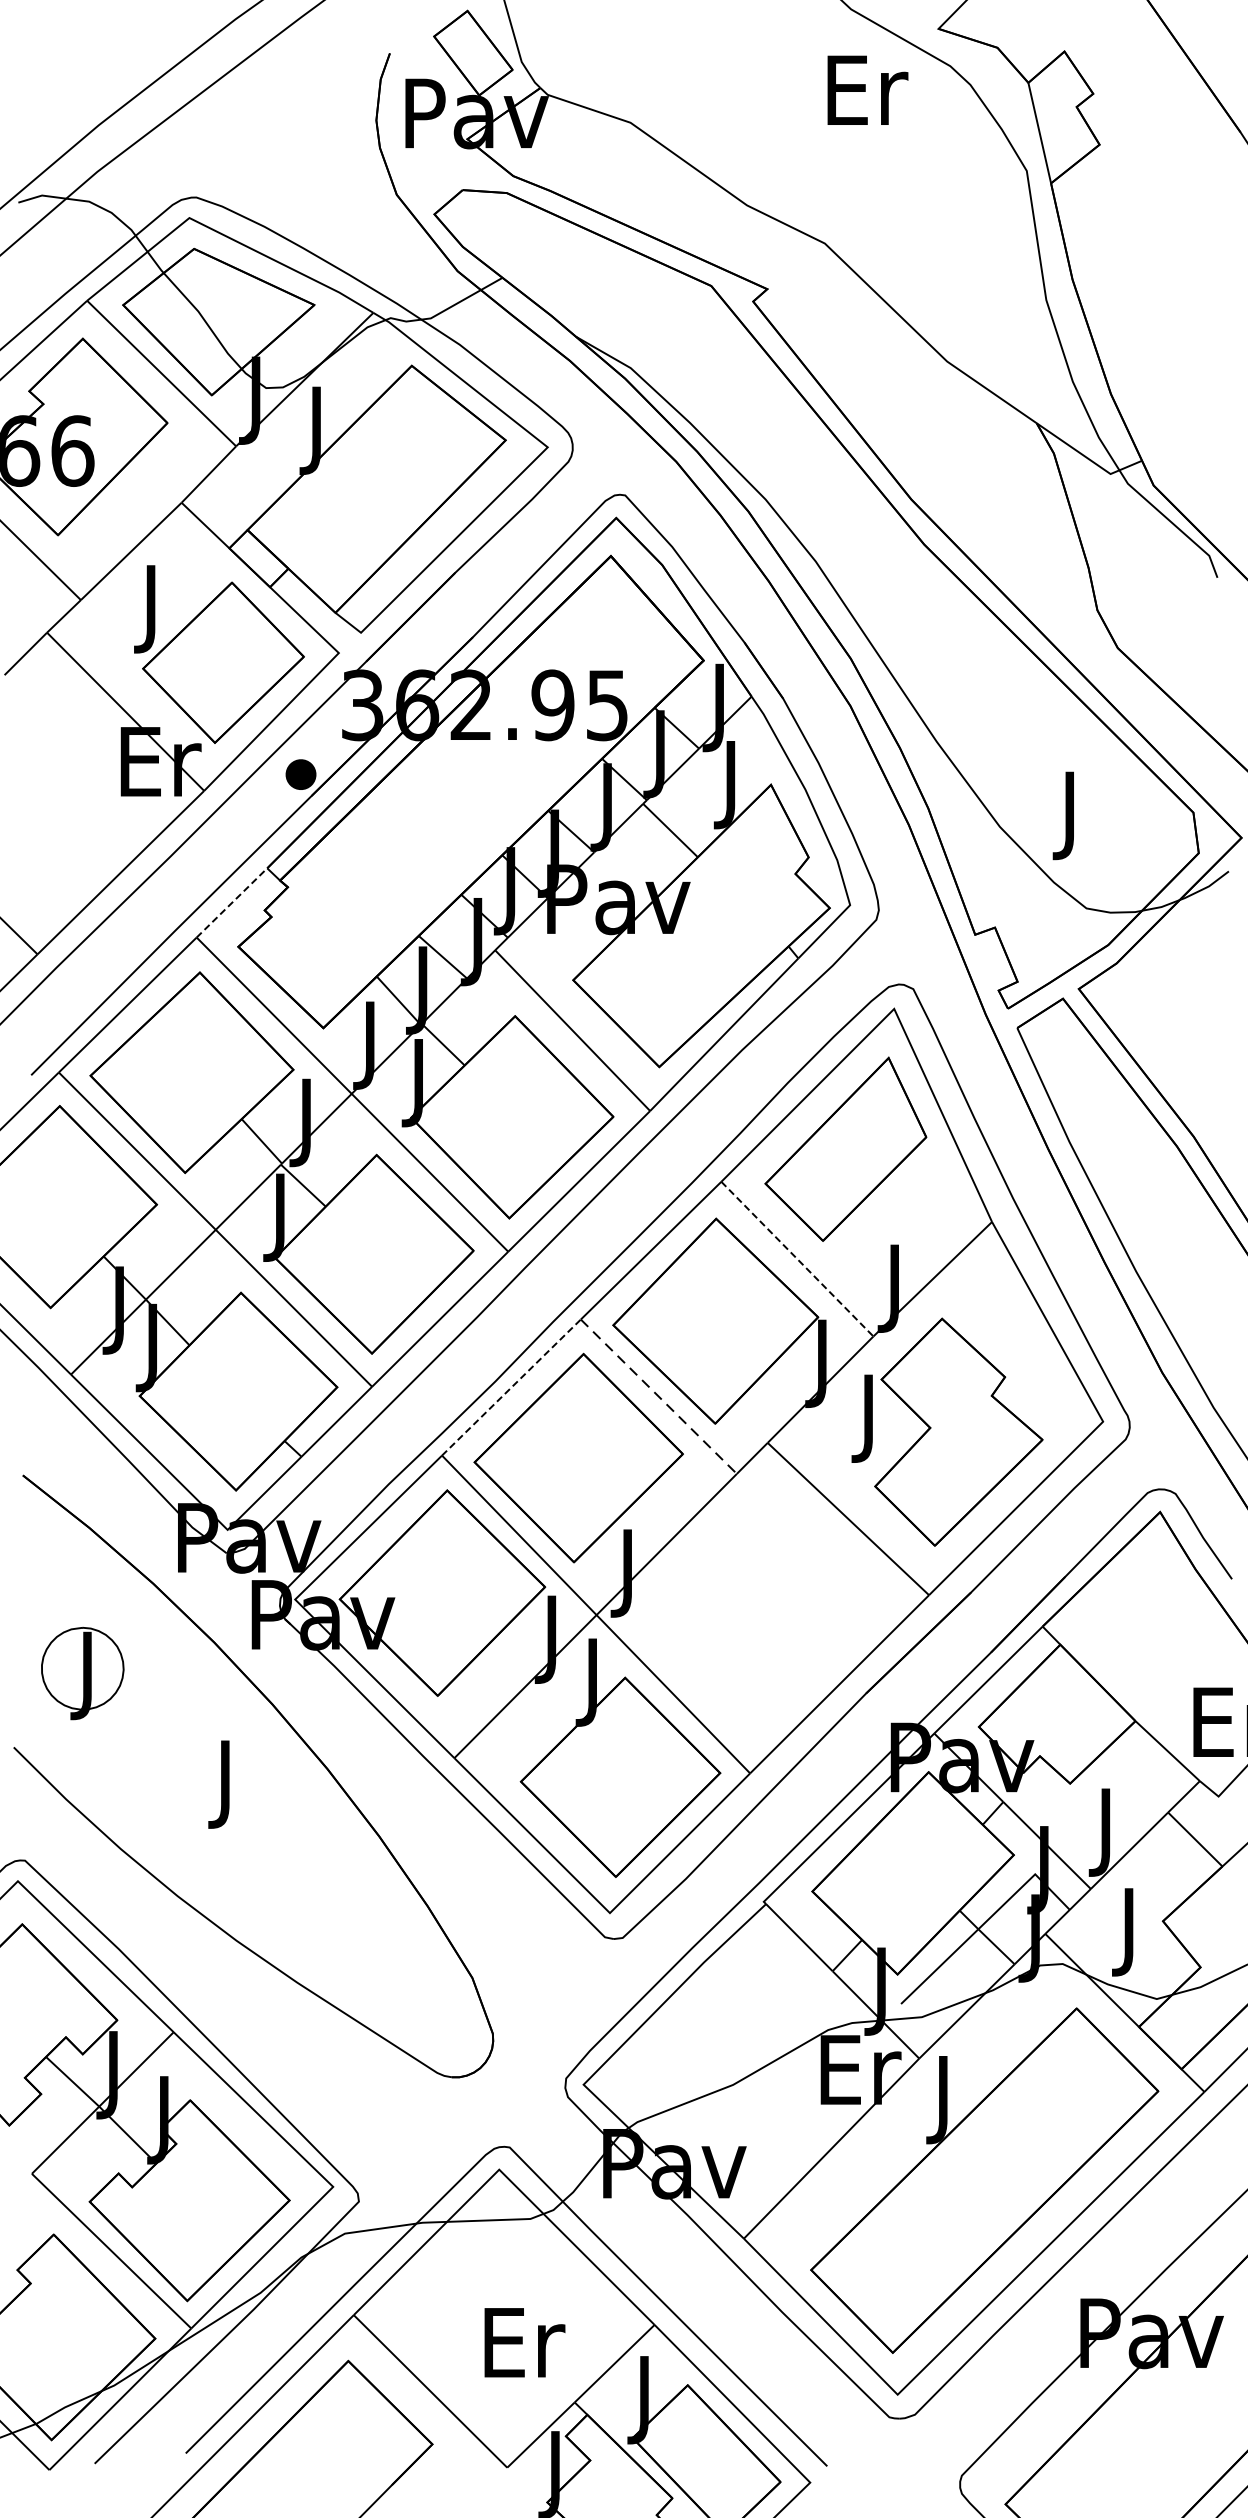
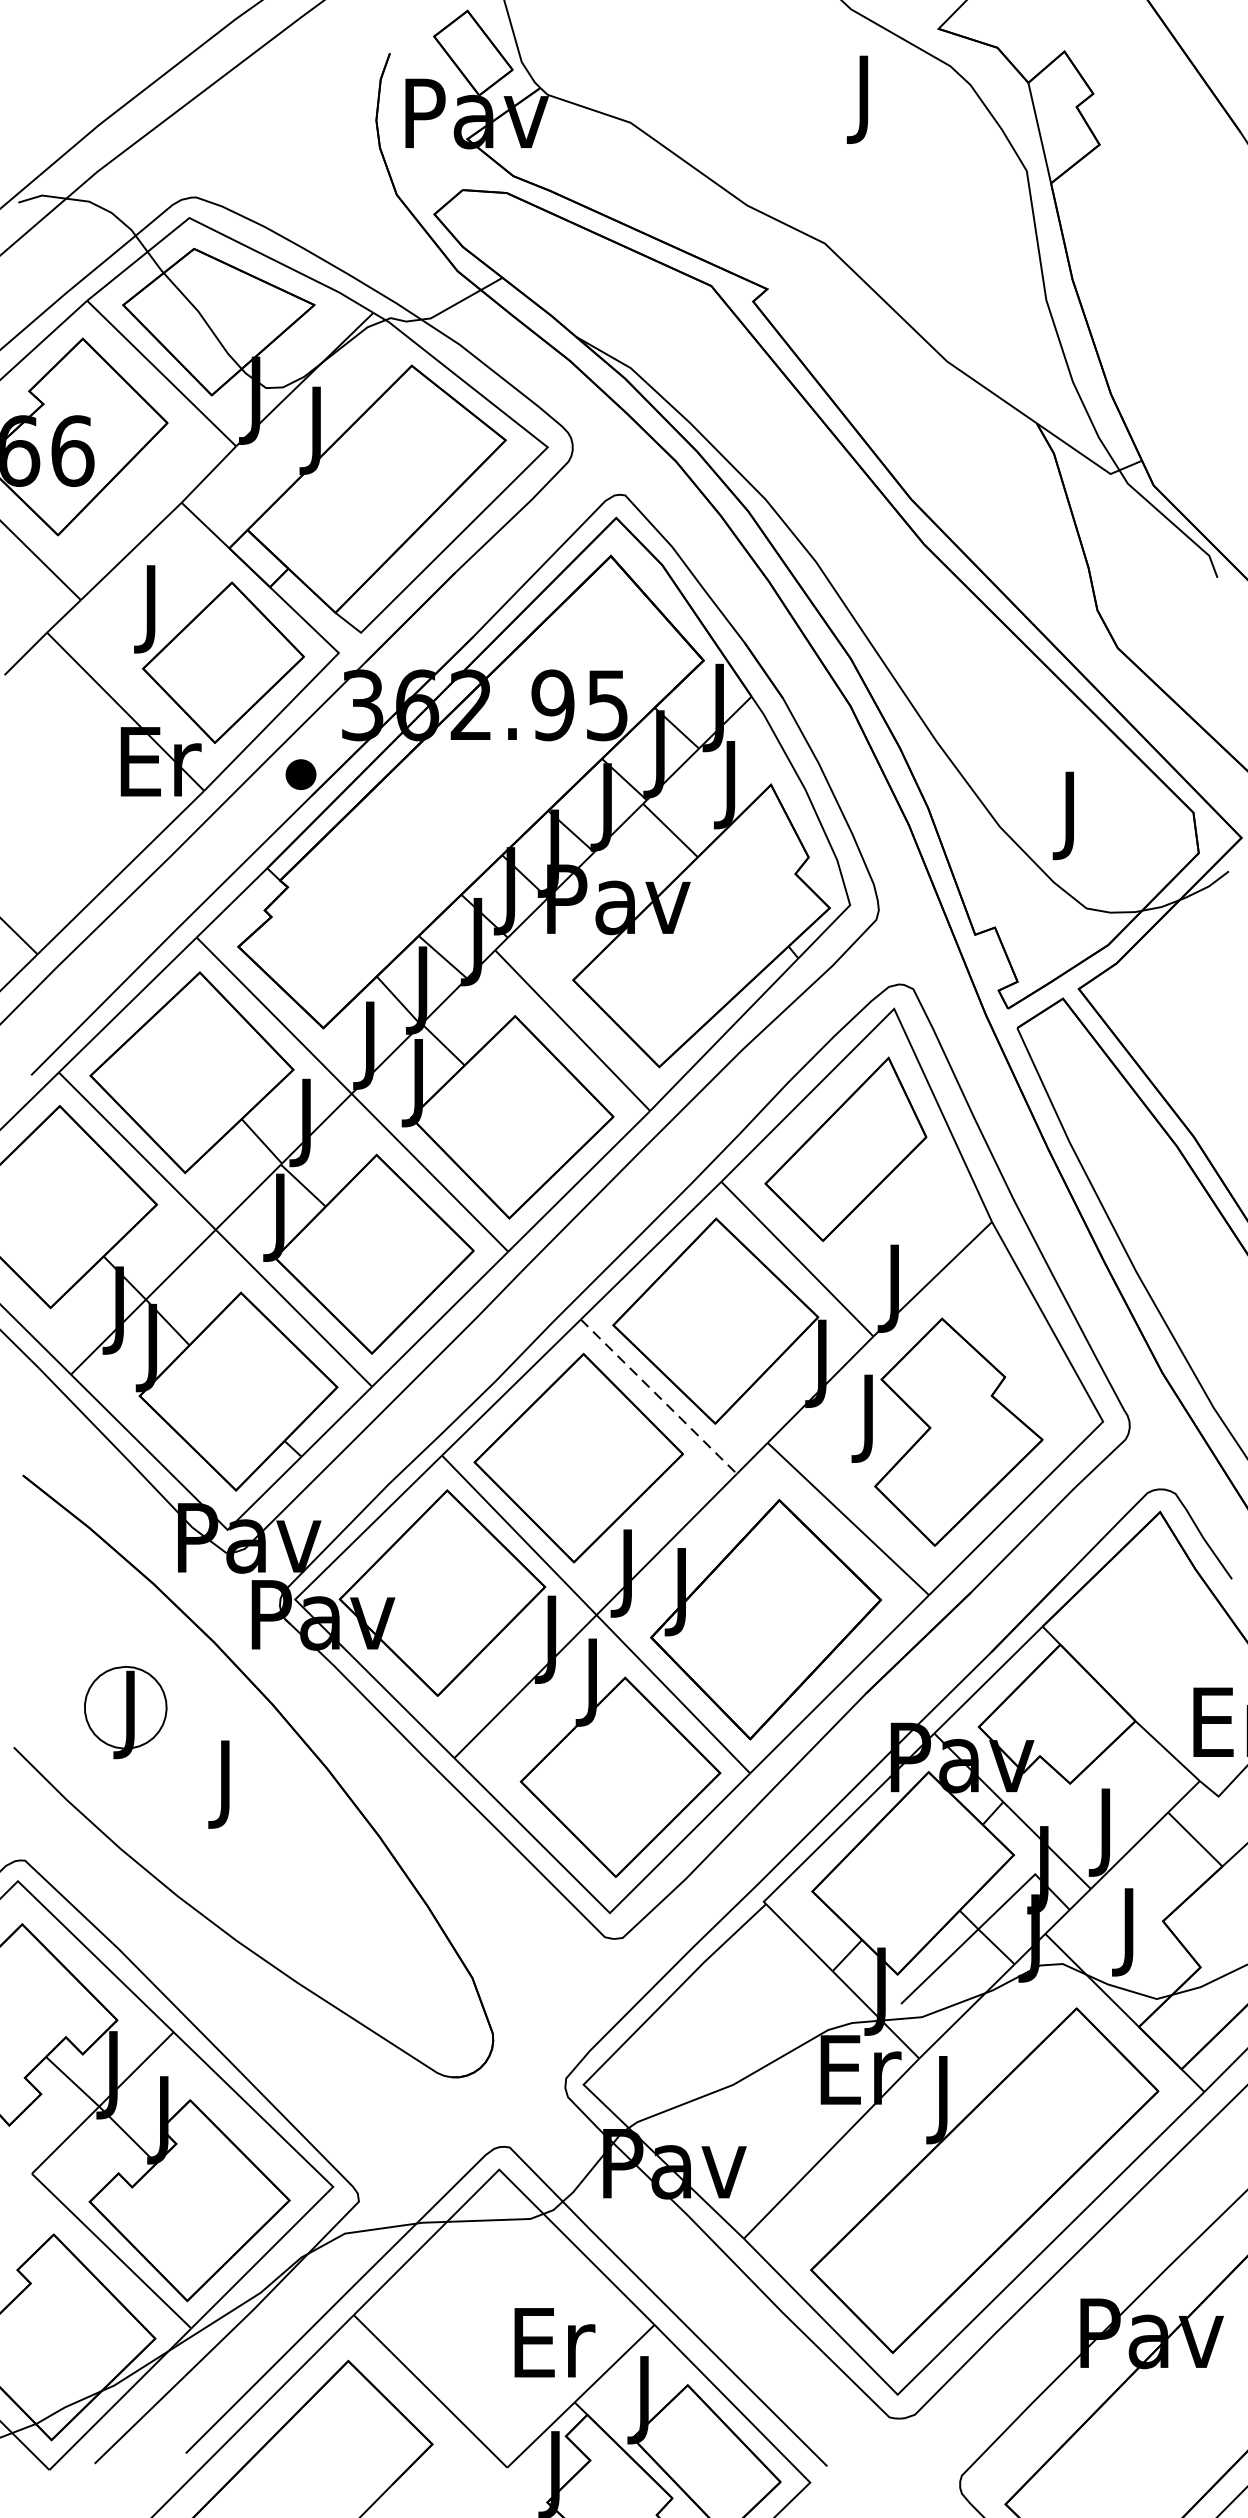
text: Er -> J (867, 99)
line: dashed -> solid (232, 902)
line: dashed -> solid (797, 1259)
line: dashed -> solid (511, 1387)
part: none -> present (765, 1619)
part position: (82, 1673) -> (125, 1712) (125, 1712)
text position: (524, 2342) -> (554, 2342) (554, 2342)
